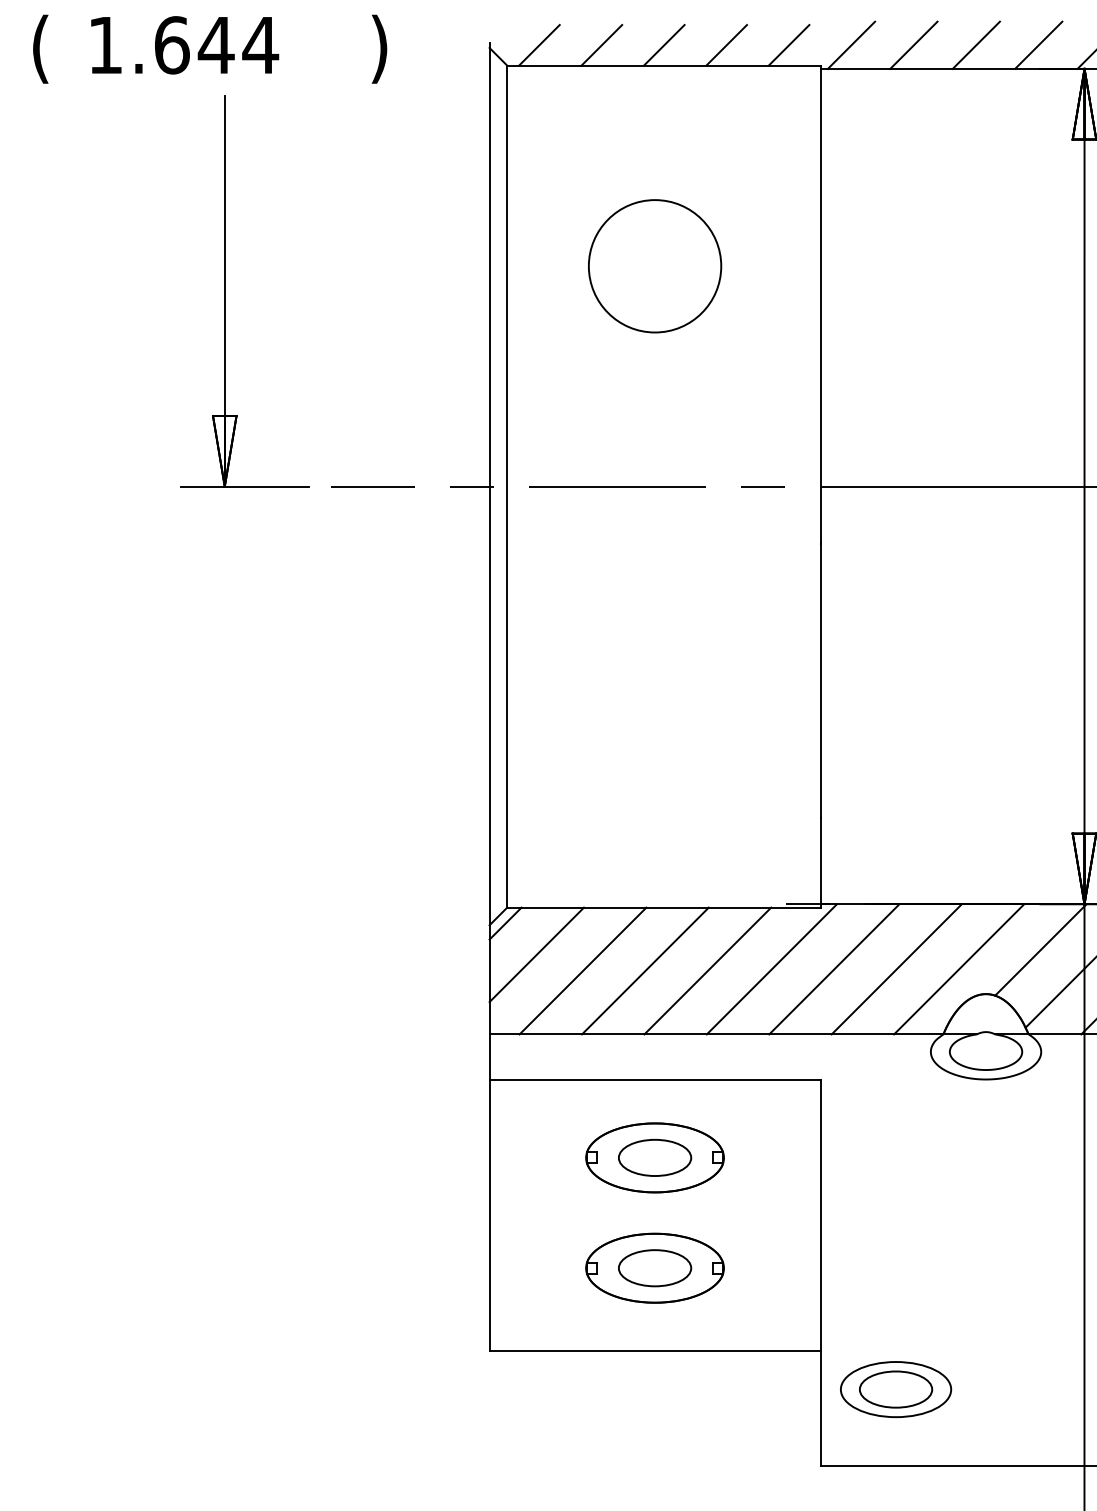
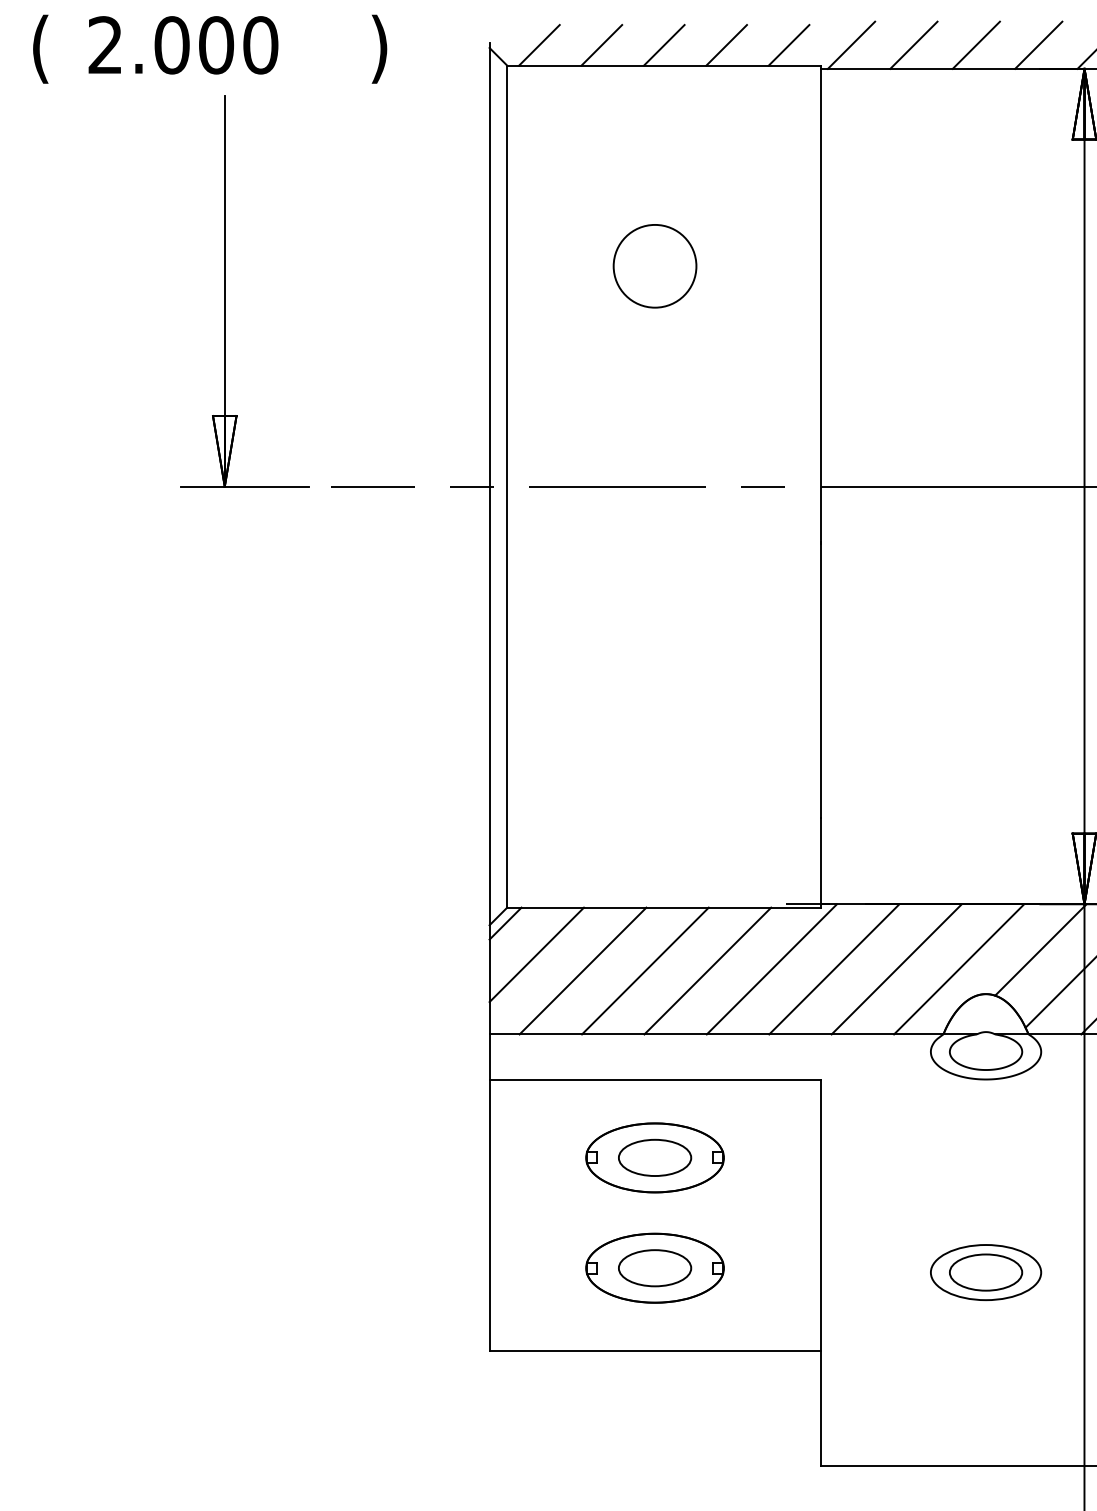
text: 1.644 -> 2.000 (183, 45)
circle diameter: 132 px -> 83 px (654, 265)
part position: (896, 1389) -> (986, 1272) (986, 1272)
